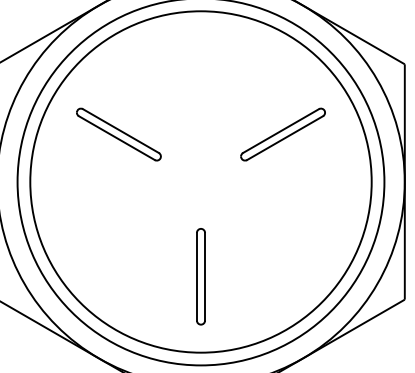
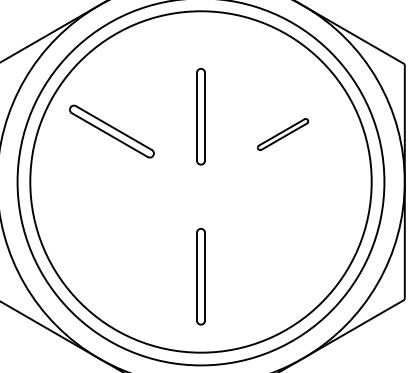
part: none -> present (200, 116)
part position: (118, 134) -> (111, 131) (111, 131)
part size: 86x55 px -> 53x33 px (283, 134)
